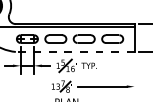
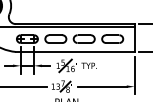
line: dashed -> solid (74, 51)
line: none -> present (134, 75)
line: none -> present (24, 86)
